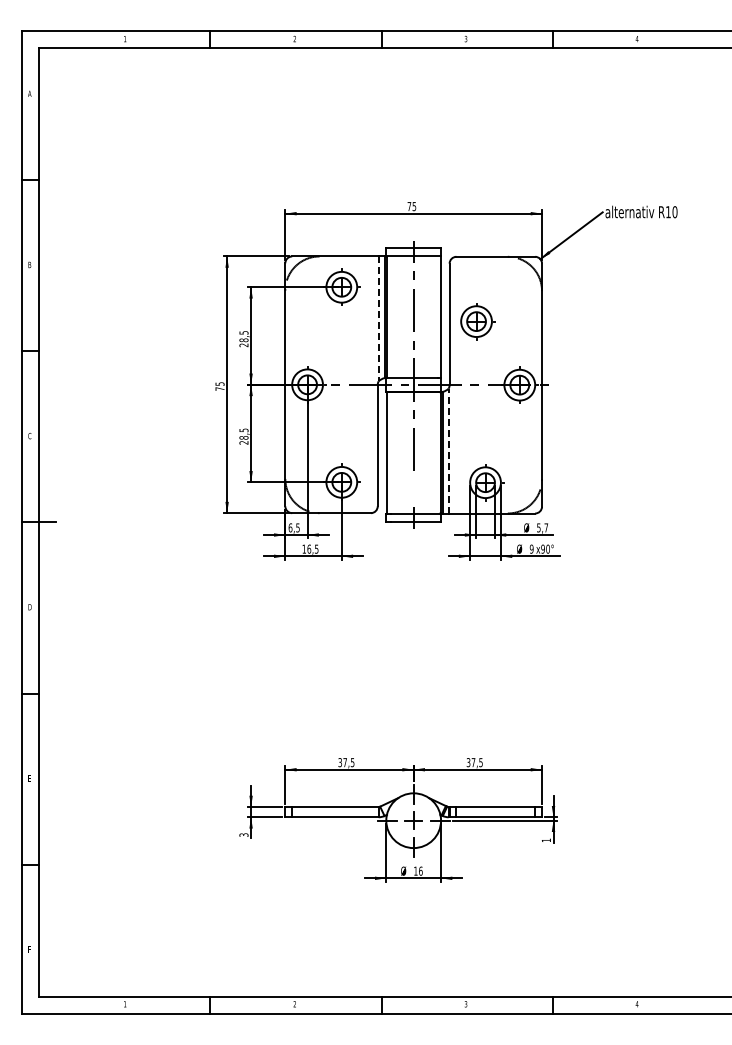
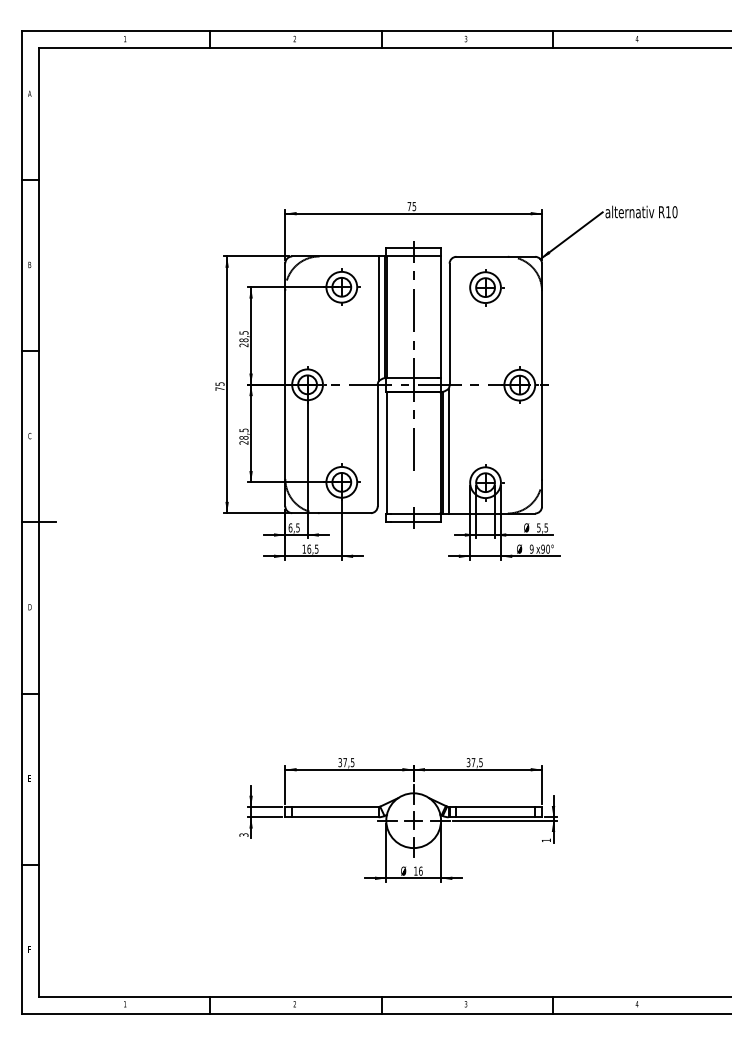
line: dashed -> solid (378, 319)
part position: (477, 321) -> (486, 287) (486, 287)
line: dashed -> solid (448, 450)
text: 5,7 -> 5,5 (546, 527)
